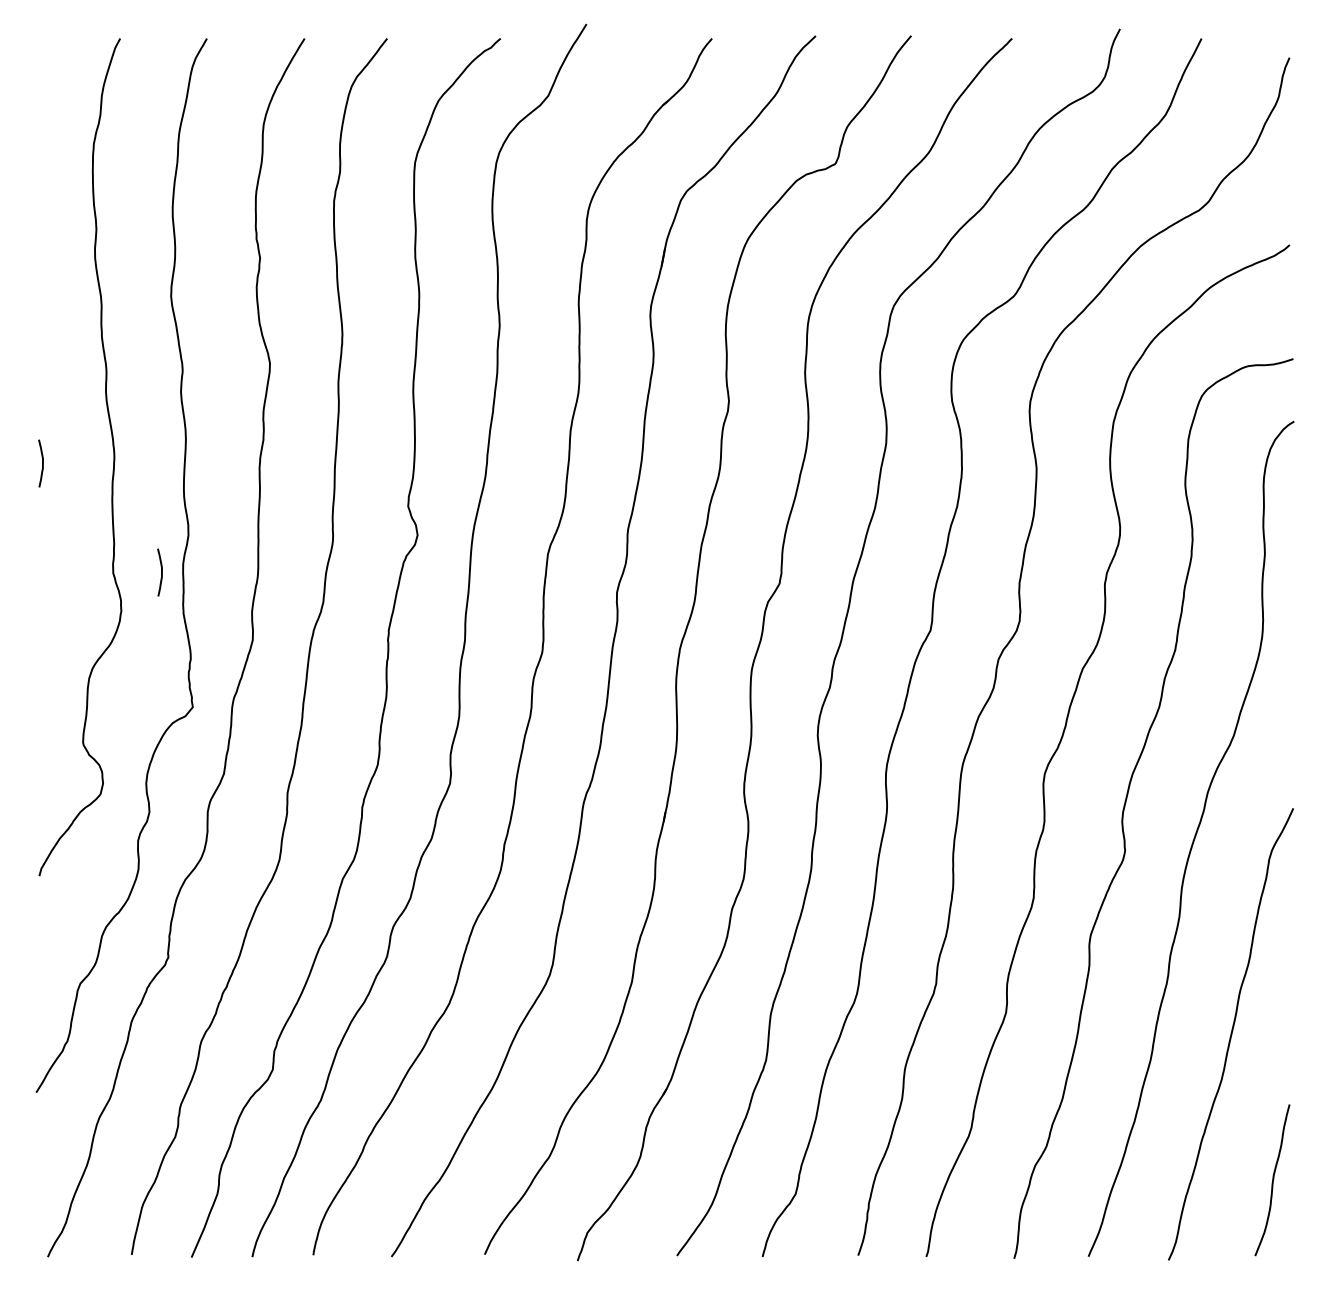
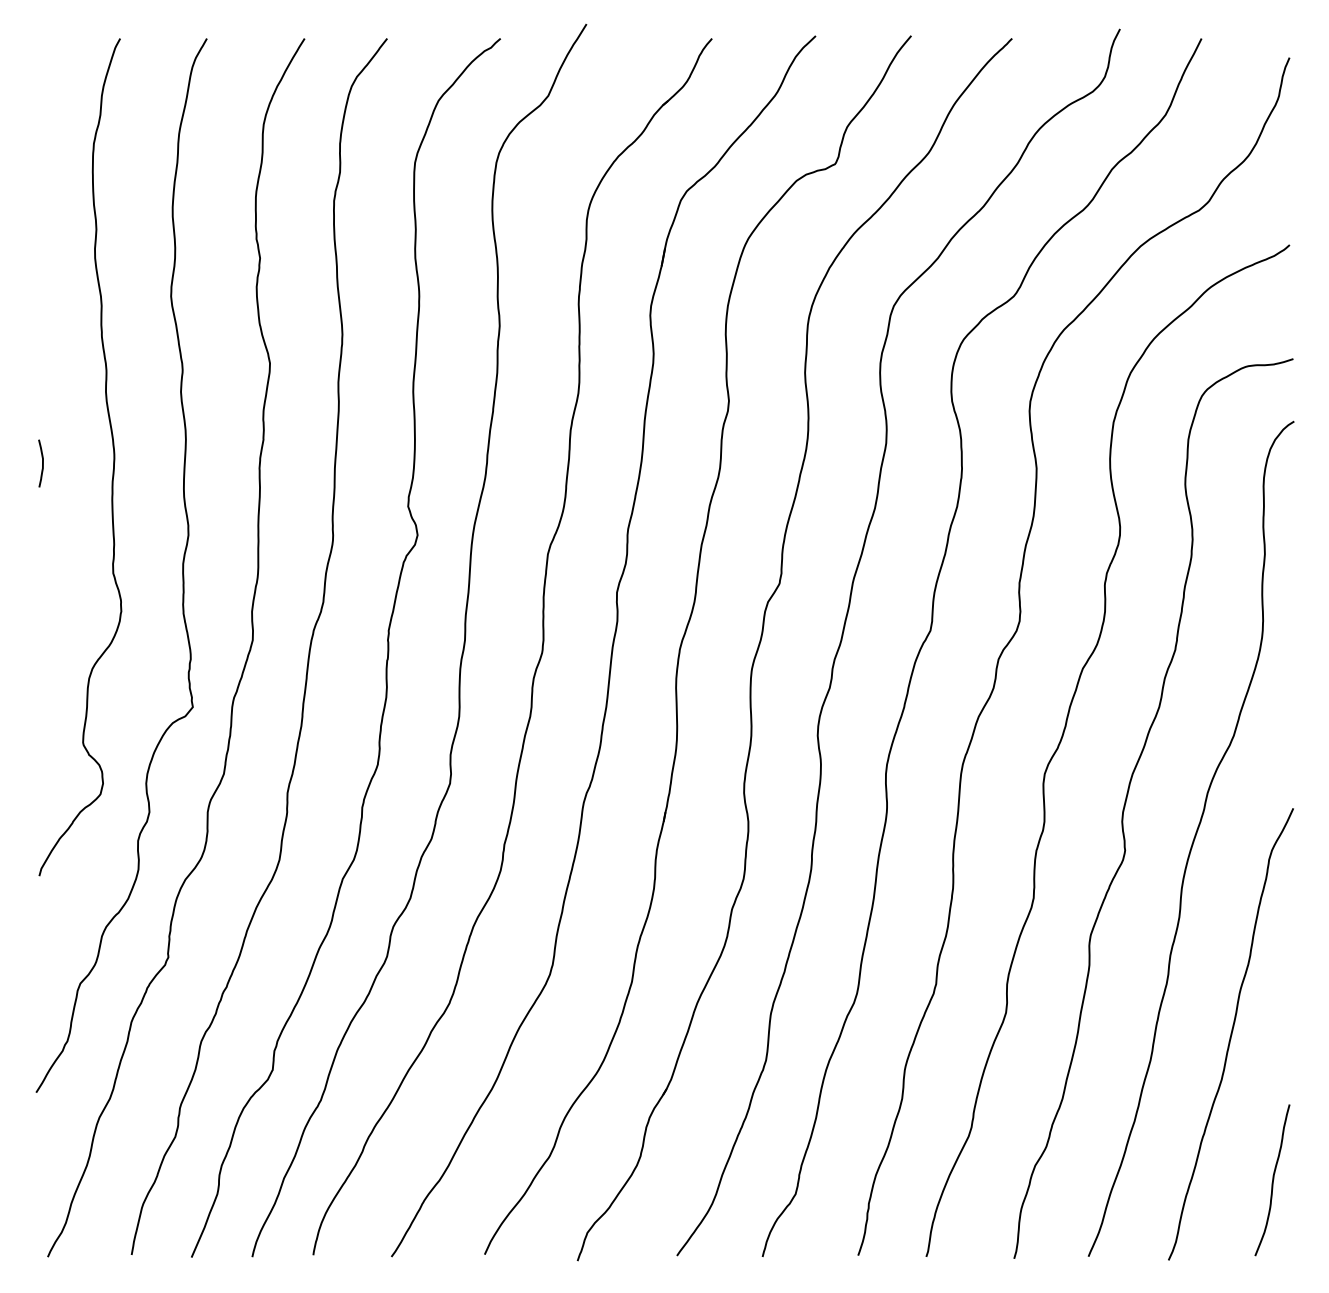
curve: present -> none (161, 572)
